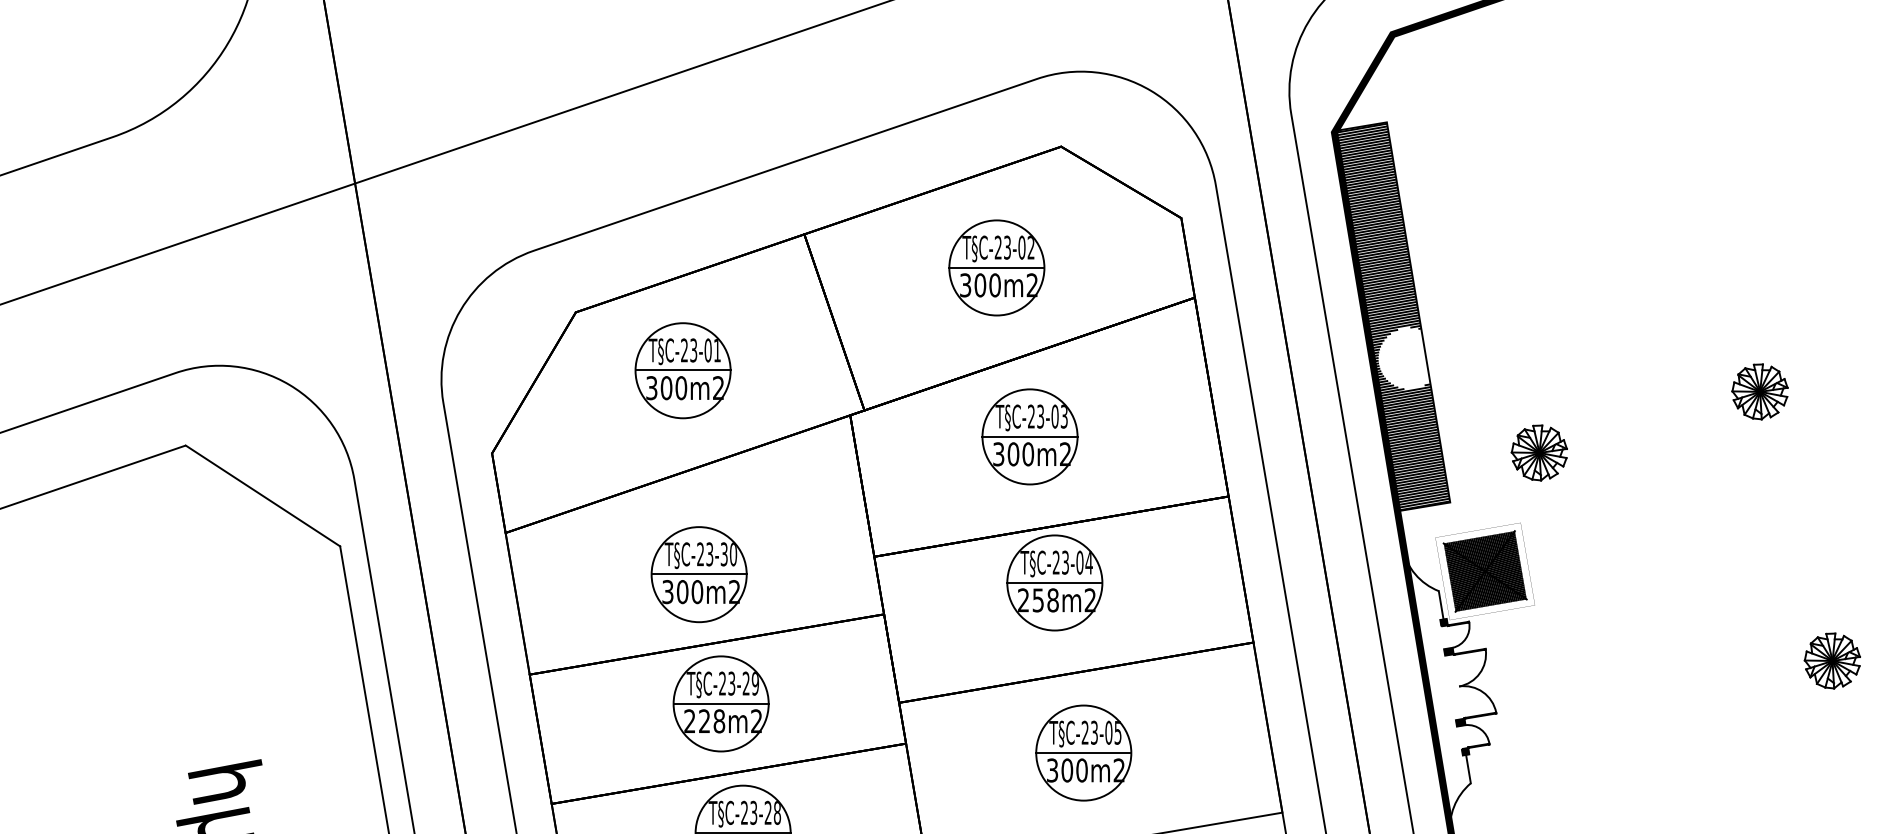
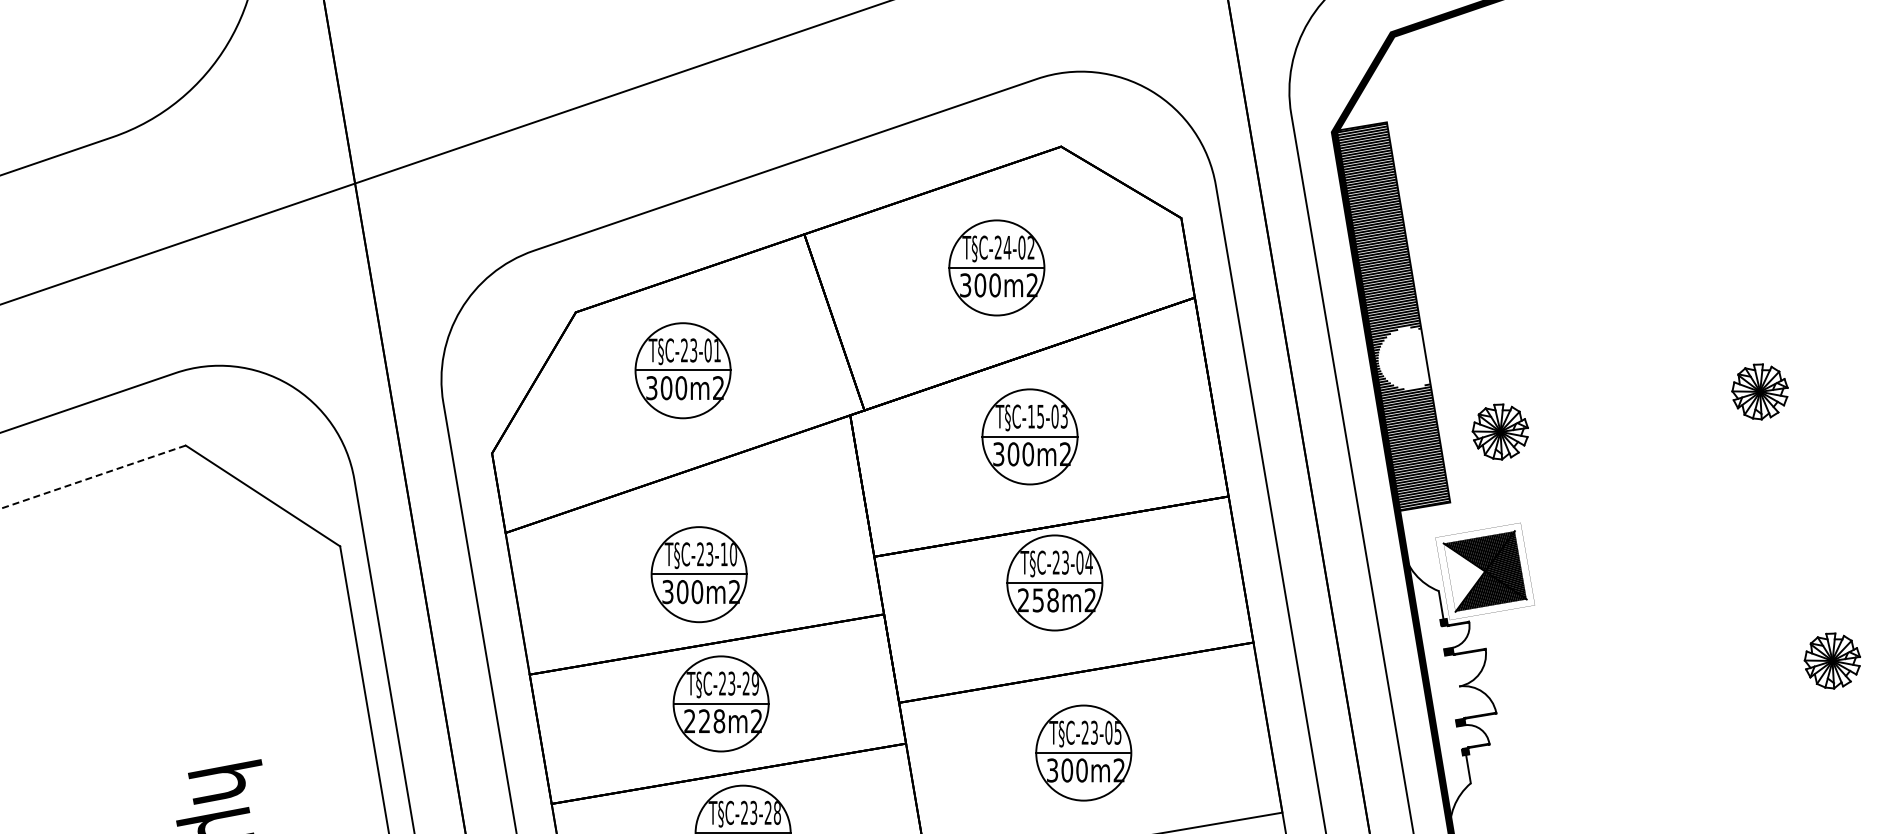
text: T§C-23-02 -> T§C-24-02 (1007, 247)
text: T§C-23-03 -> T§C-15-03 (1036, 416)
part position: (1538, 452) -> (1499, 431) (1499, 431)
line: solid -> dashed (93, 477)
text: T§C-23-30 -> T§C-23-10 (723, 554)
hatch: present -> none (1464, 577)
